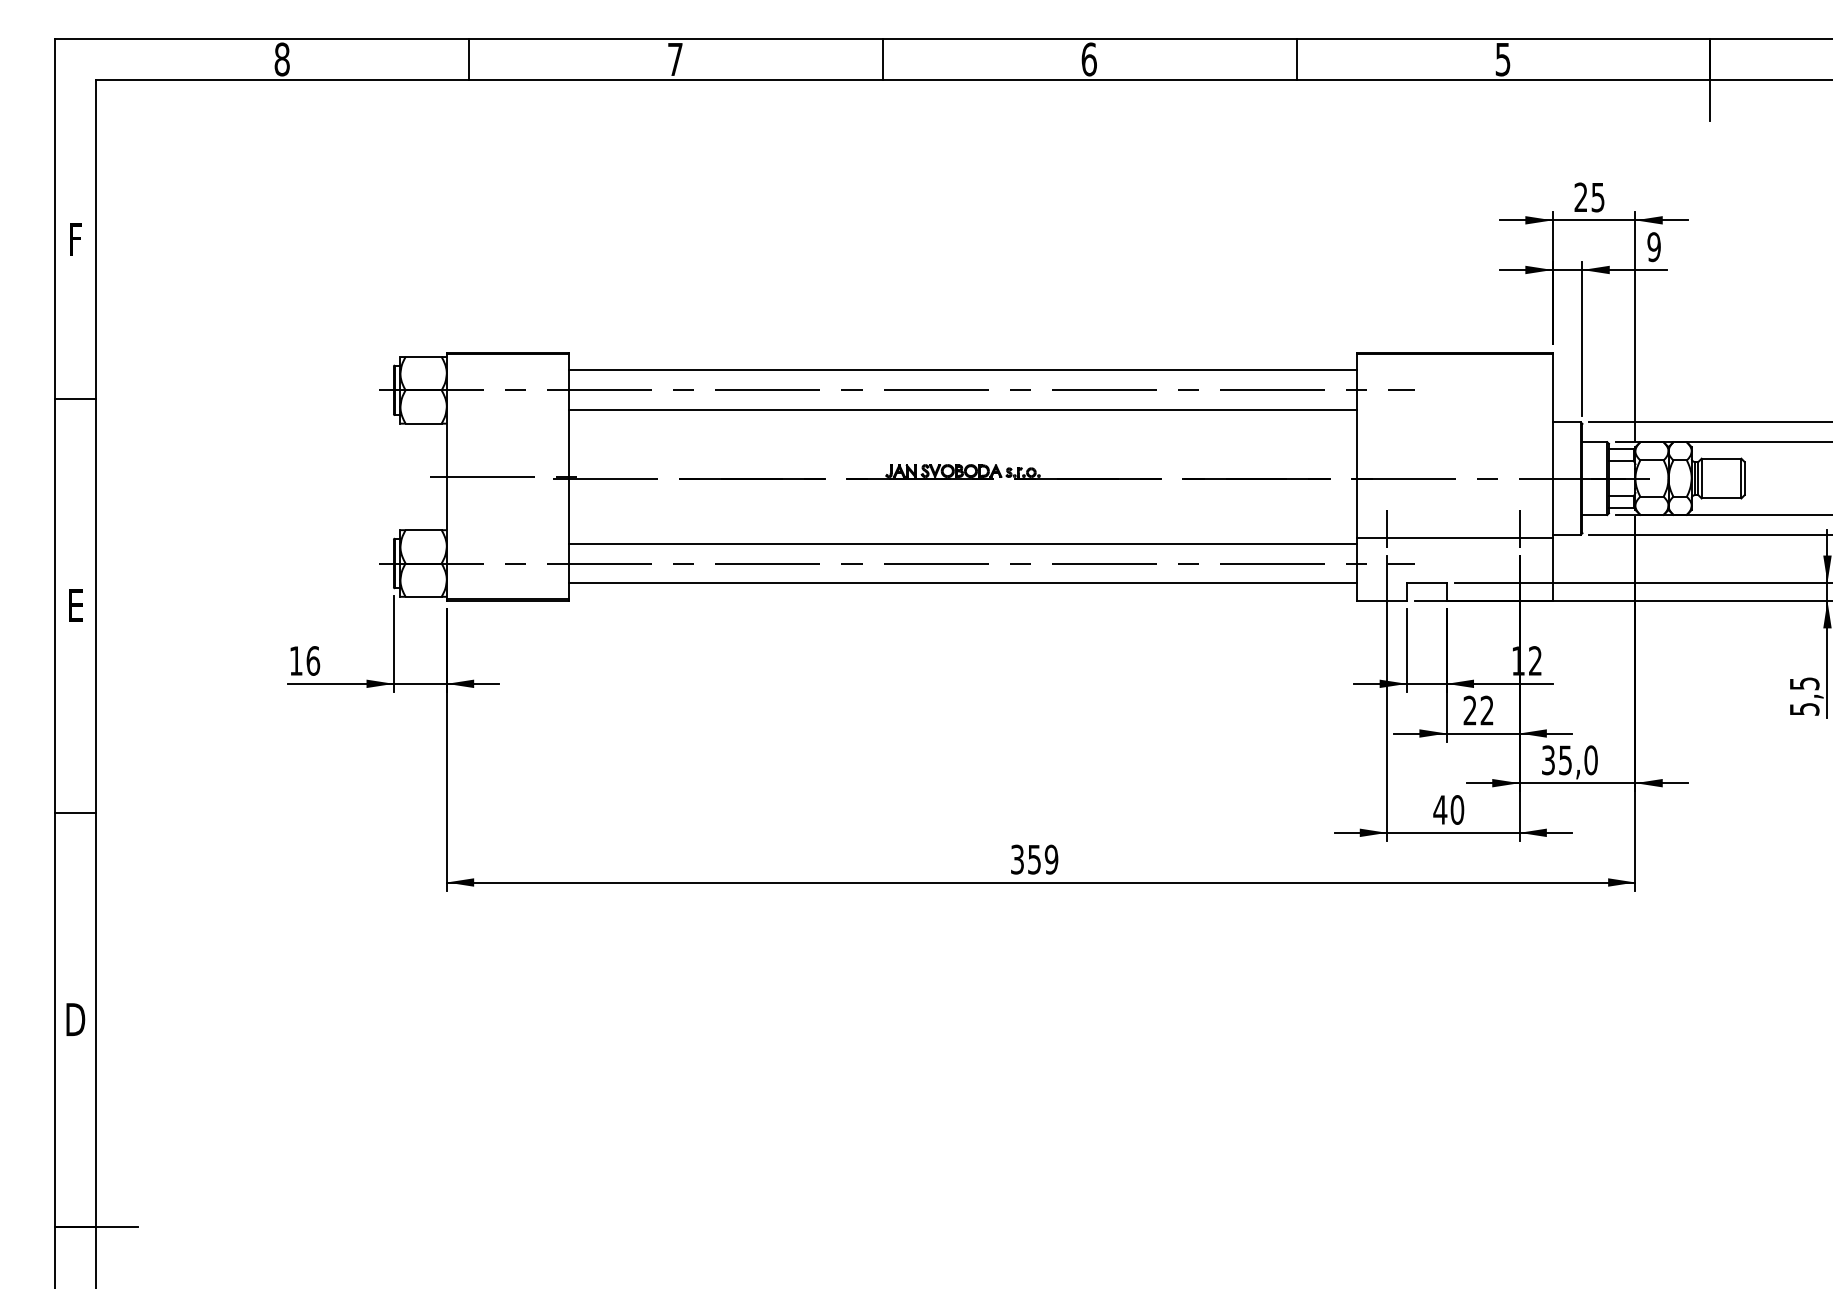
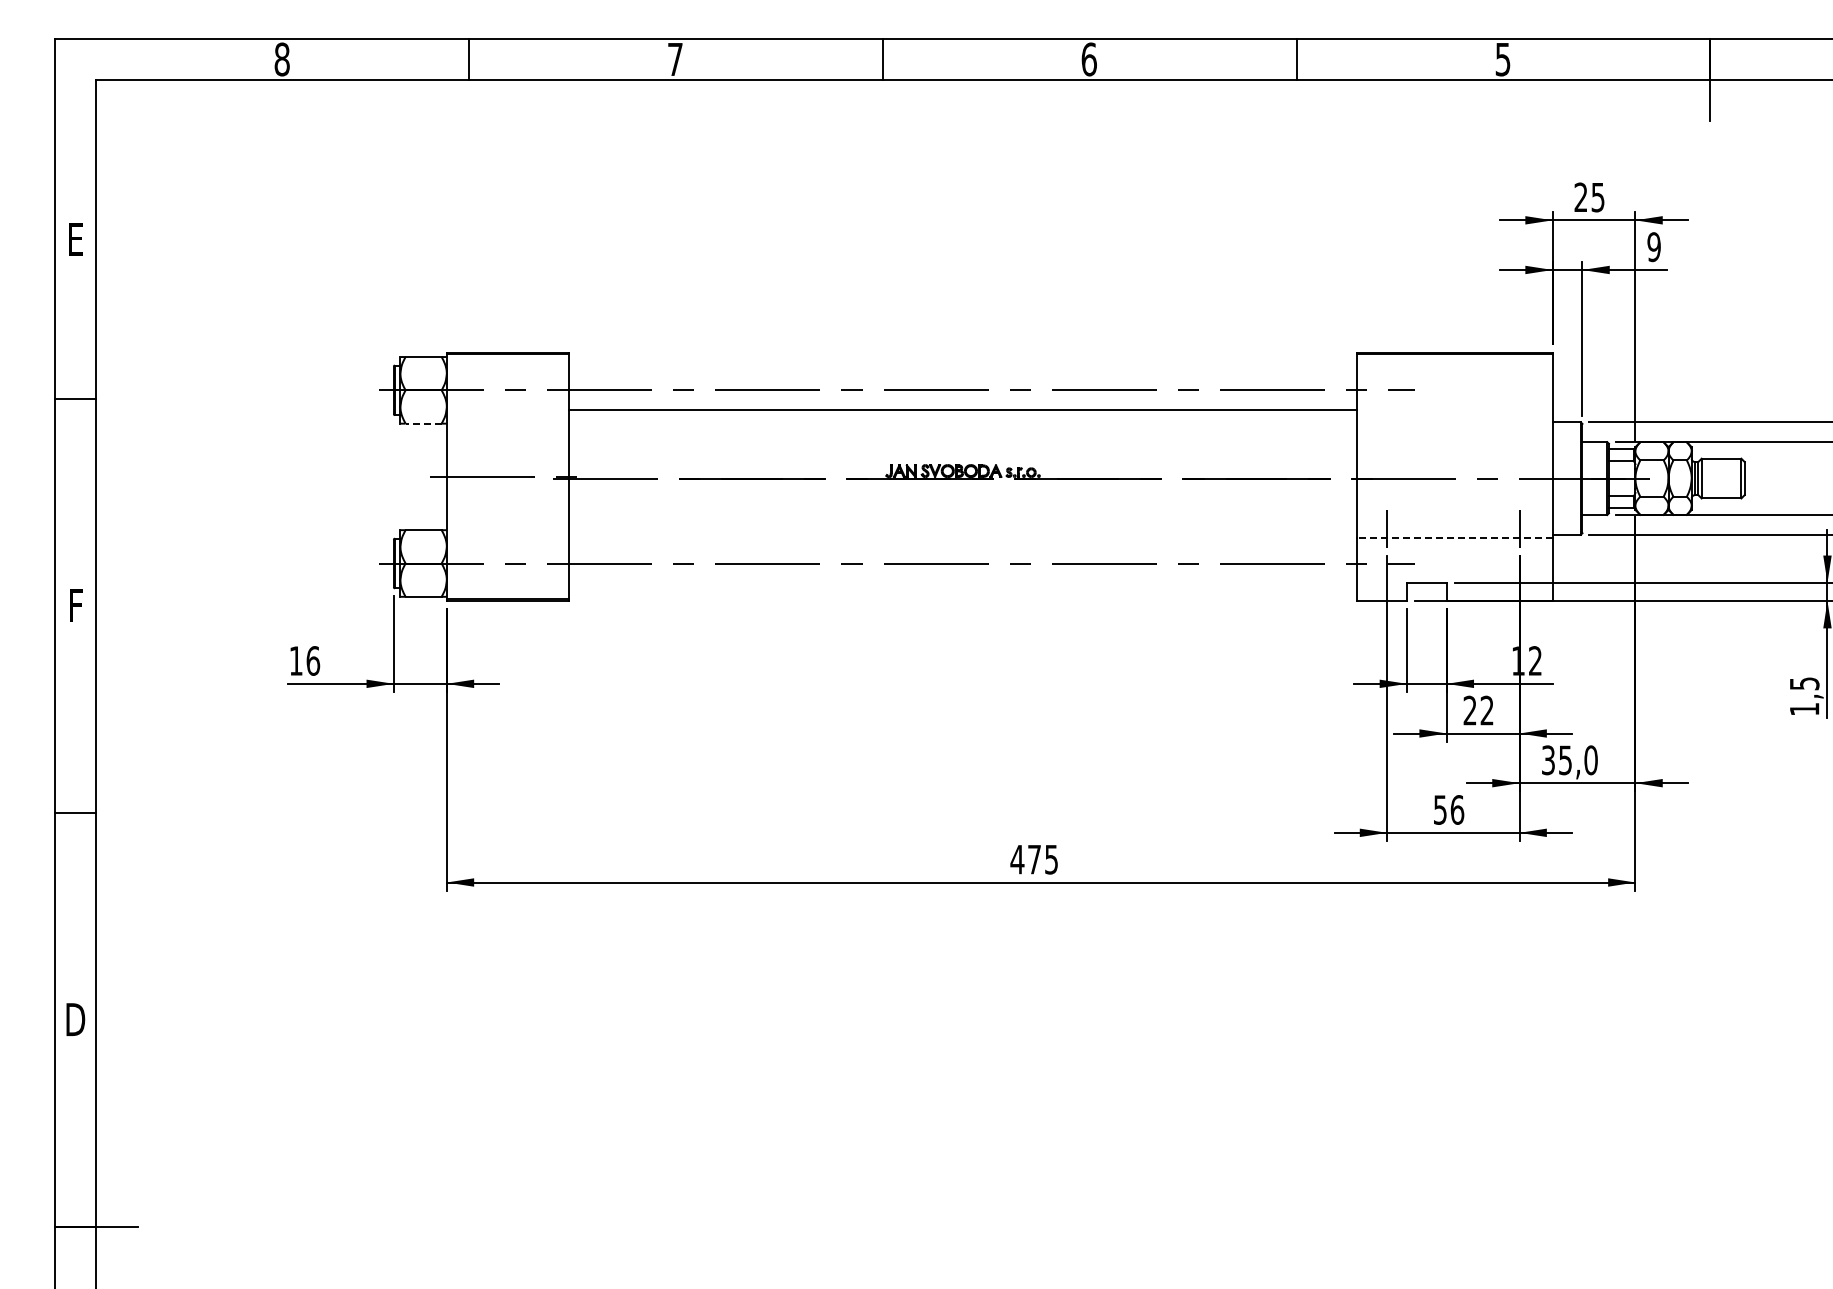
text: F -> E (75, 239)
line: present -> none (963, 370)
line: solid -> dashed (423, 423)
line: solid -> dashed (1454, 538)
line: present -> none (963, 543)
line: present -> none (963, 583)
text: E -> F (75, 605)
text: 5,5 -> 1,5 (1804, 709)
text: 40 -> 56 (1448, 809)
text: 359 -> 475 (1034, 859)
